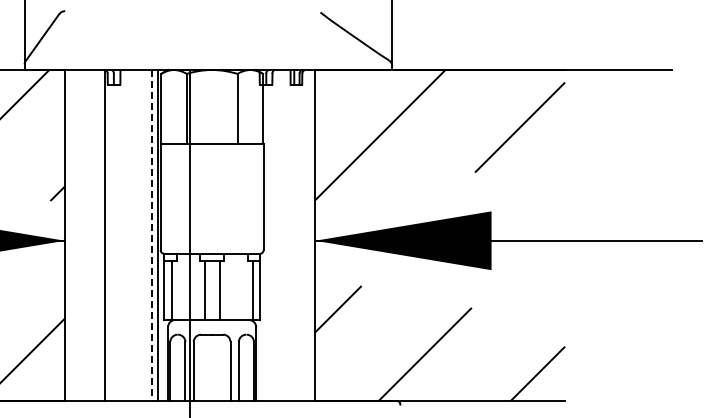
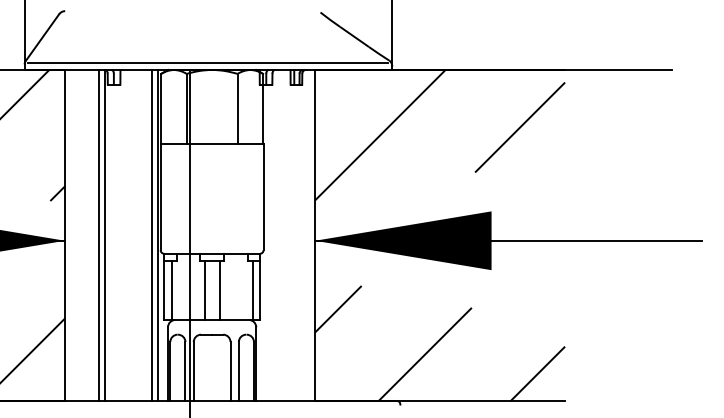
line: none -> present (207, 62)
line: none -> present (98, 234)
line: dashed -> solid (152, 235)
